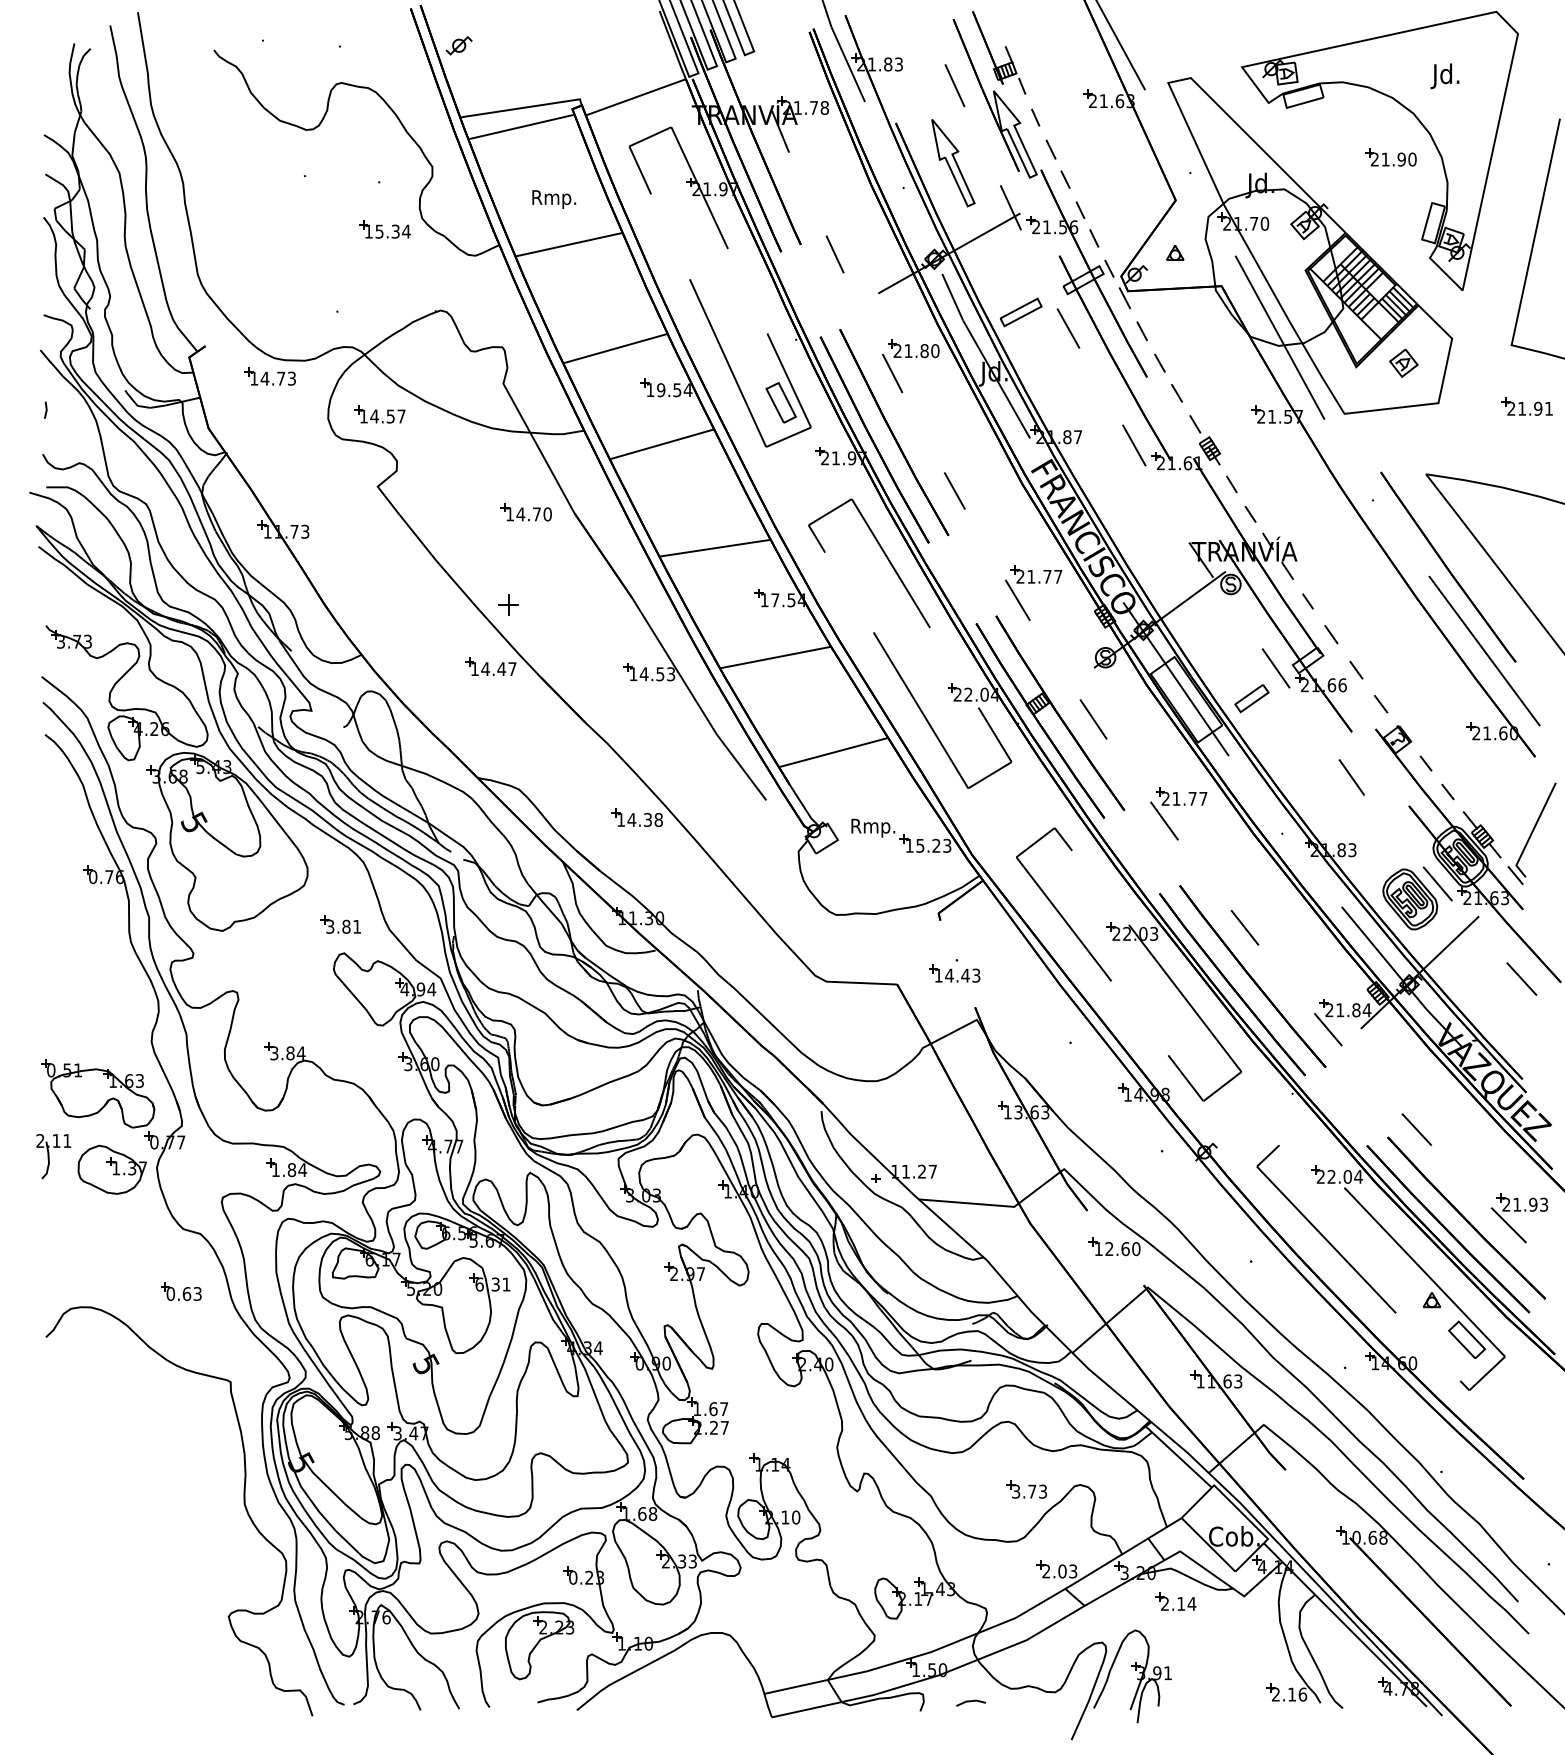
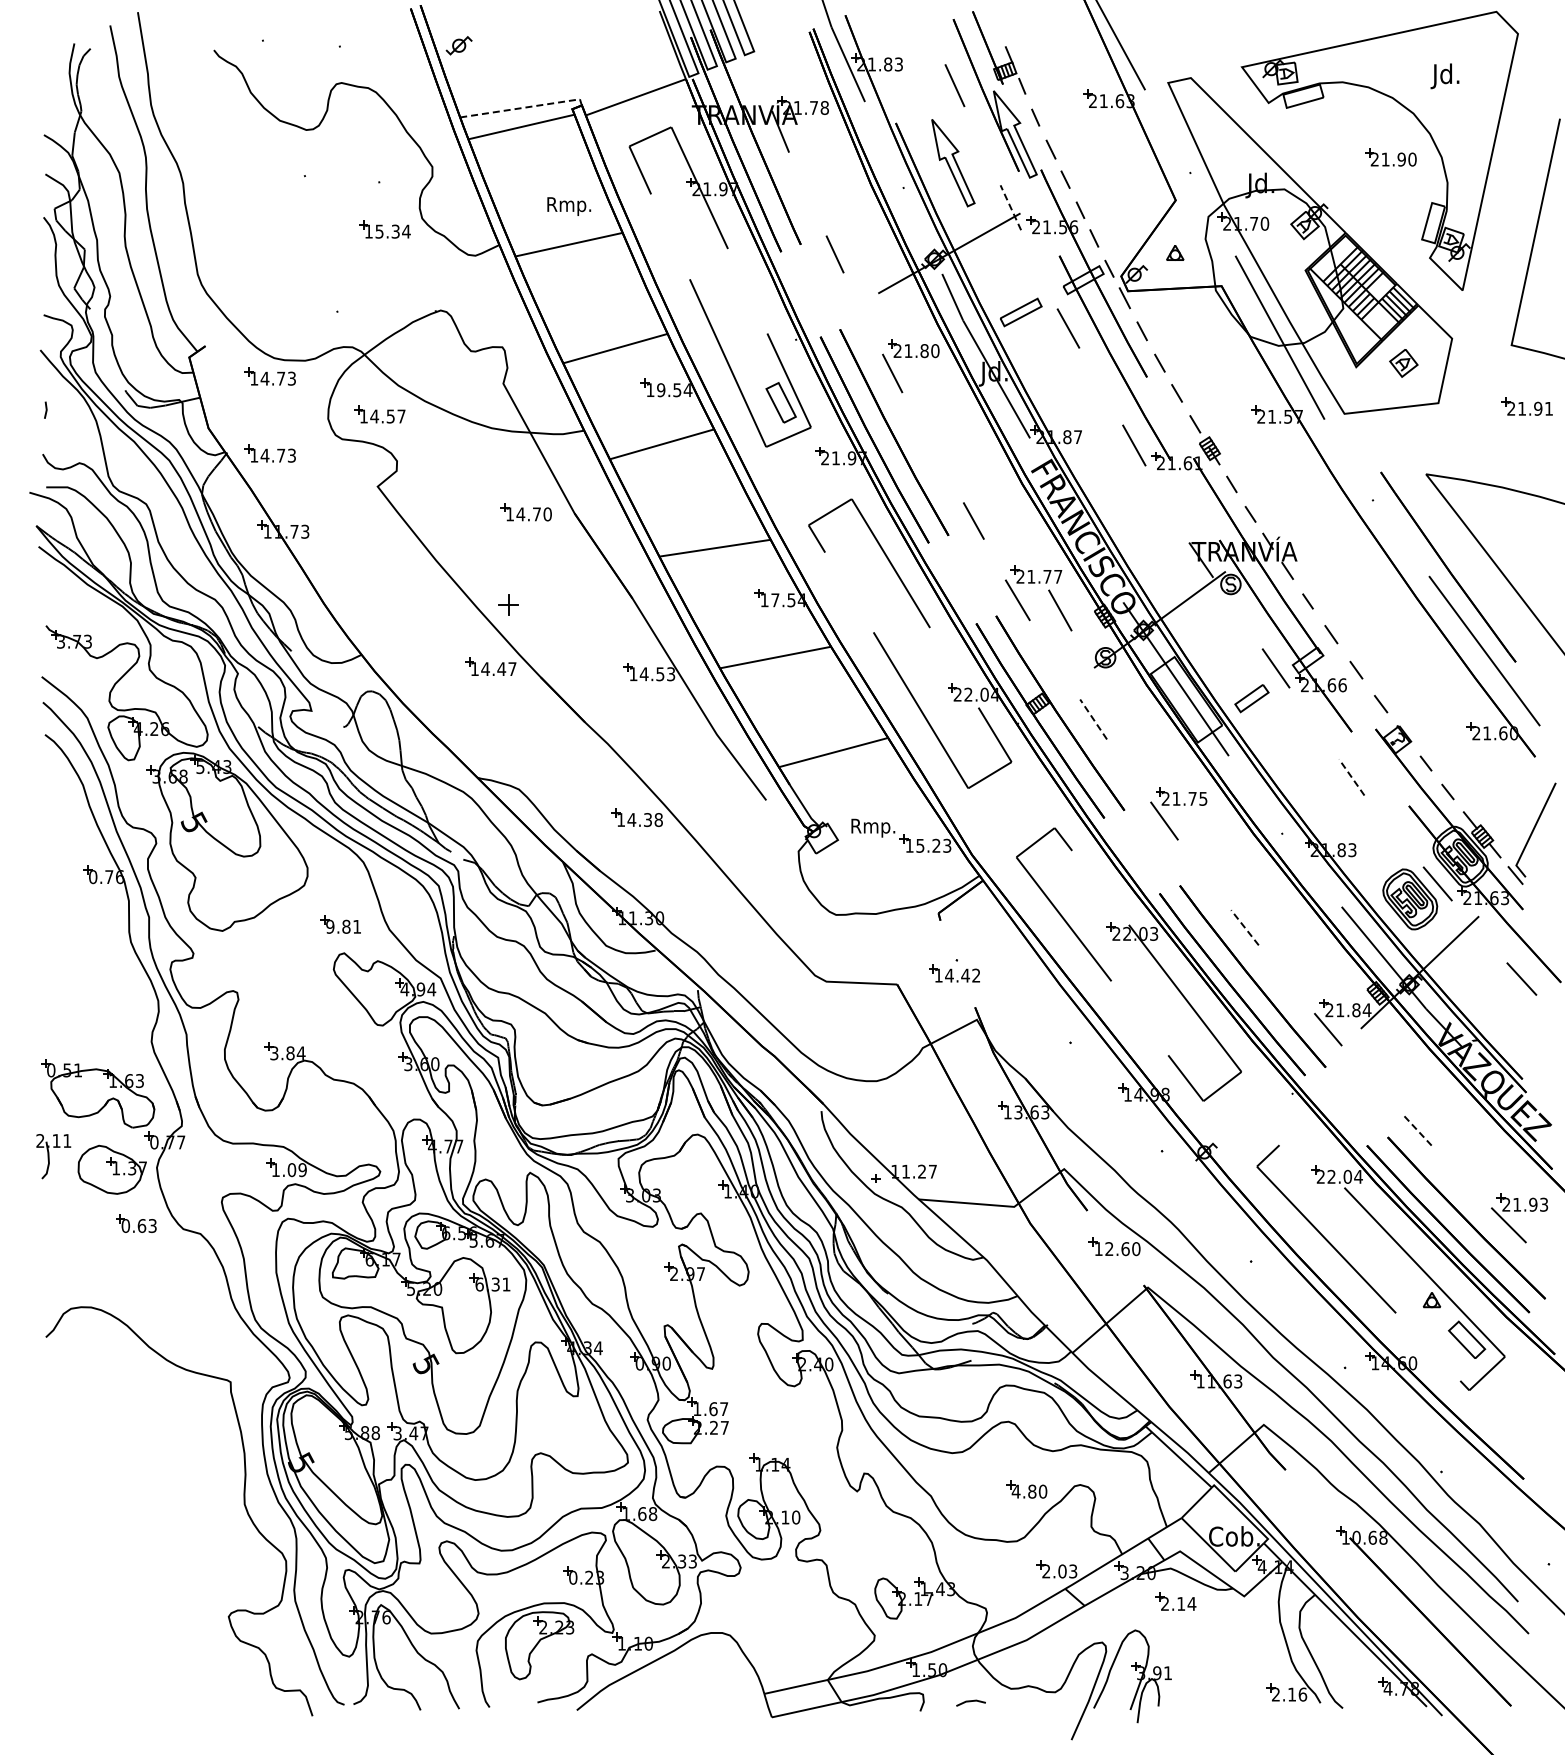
line: solid -> dashed (524, 107)
text position: (554, 199) -> (569, 206) (569, 206)
line: solid -> dashed (1010, 207)
part: none -> present (269, 453)
line position: (954, 490) -> (973, 520) (973, 520)
line: none -> present (1060, 610)
line: solid -> dashed (1093, 719)
line: solid -> dashed (1351, 777)
text: 21.77 -> 21.75 (1203, 798)
text: 3.81 -> 9.81 (330, 926)
line: solid -> dashed (1244, 927)
text: 14.43 -> 14.42 (976, 975)
line: solid -> dashed (1416, 1129)
text: 1.84 -> 1.09 (297, 1170)
part position: (181, 1291) -> (136, 1223) (136, 1223)
text: 3.73 -> 4.80 (1029, 1491)
